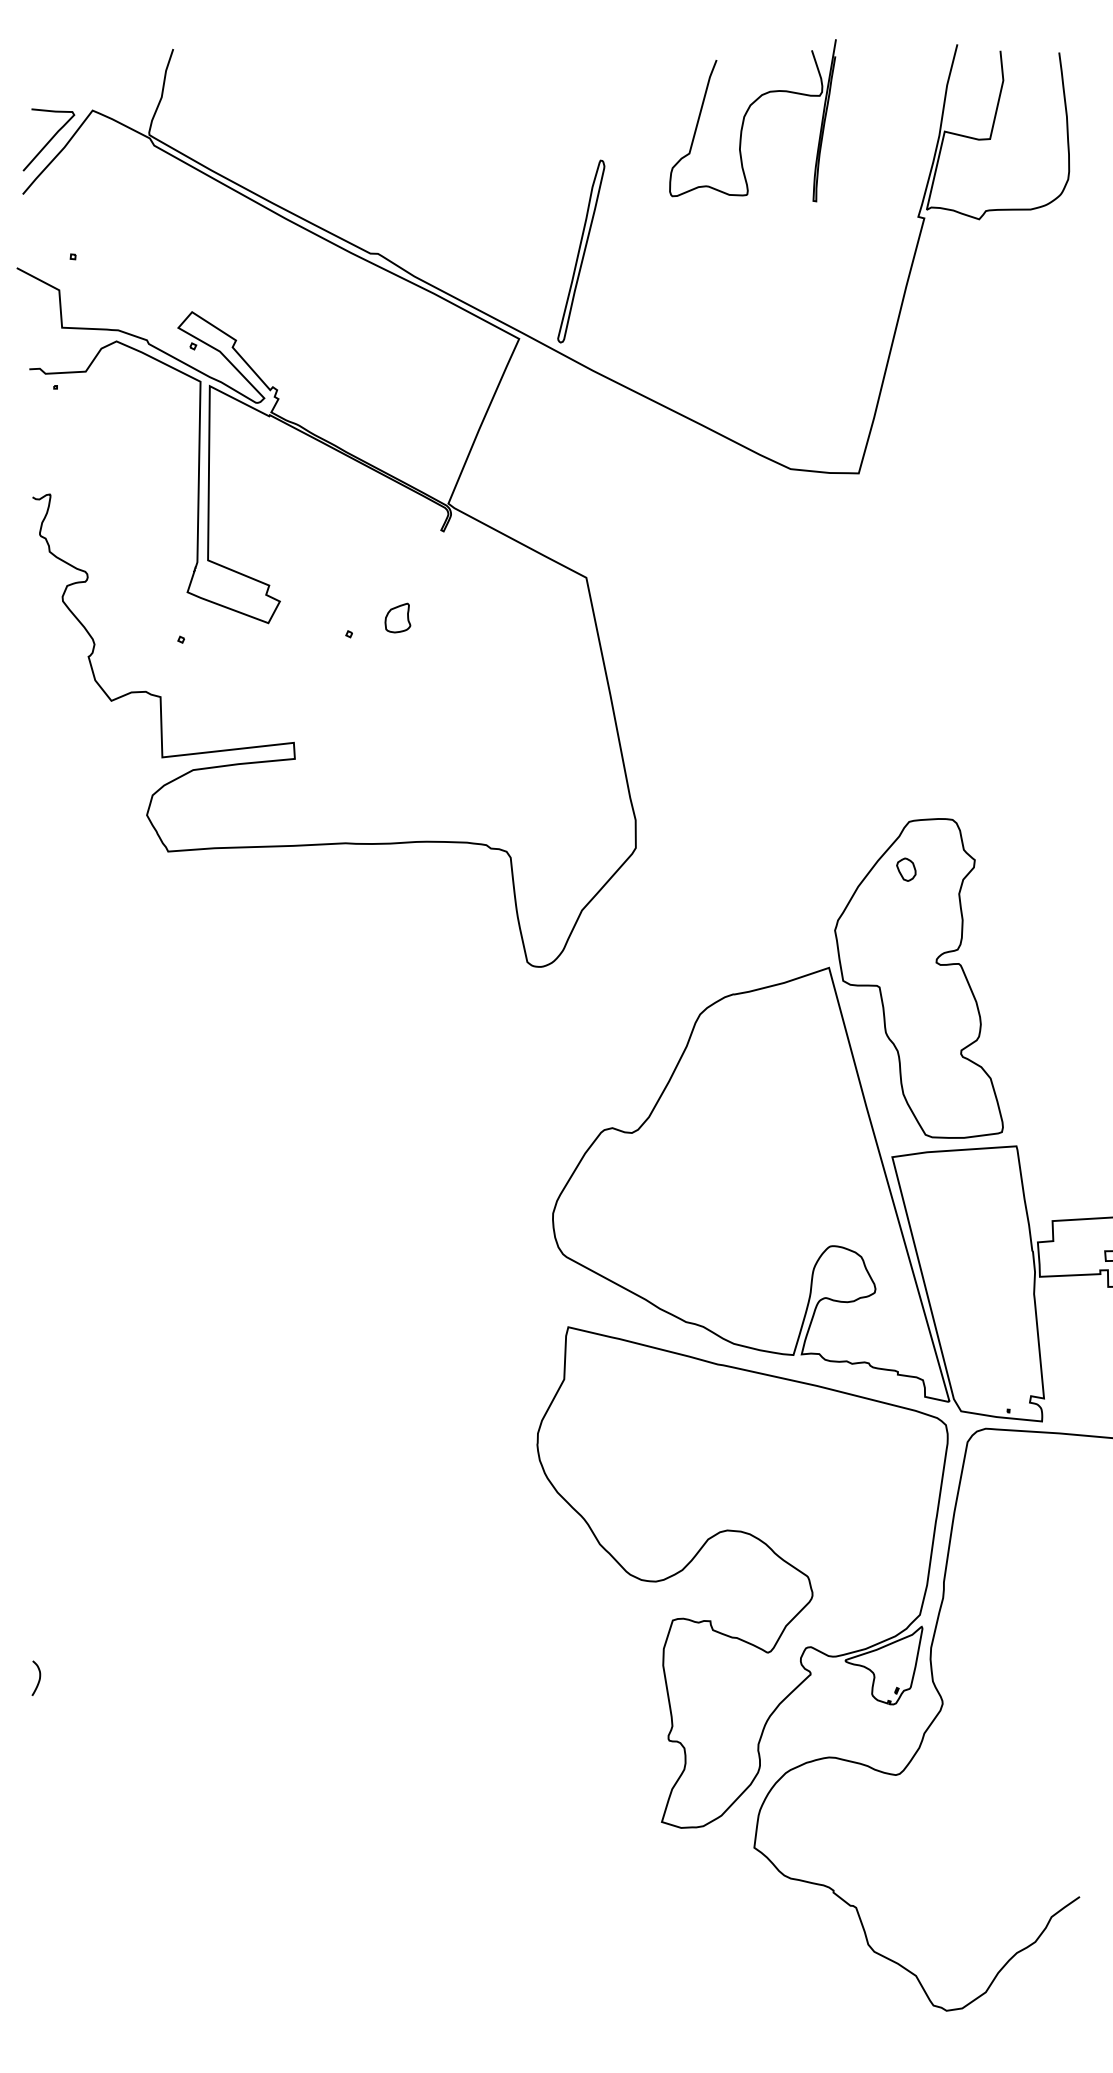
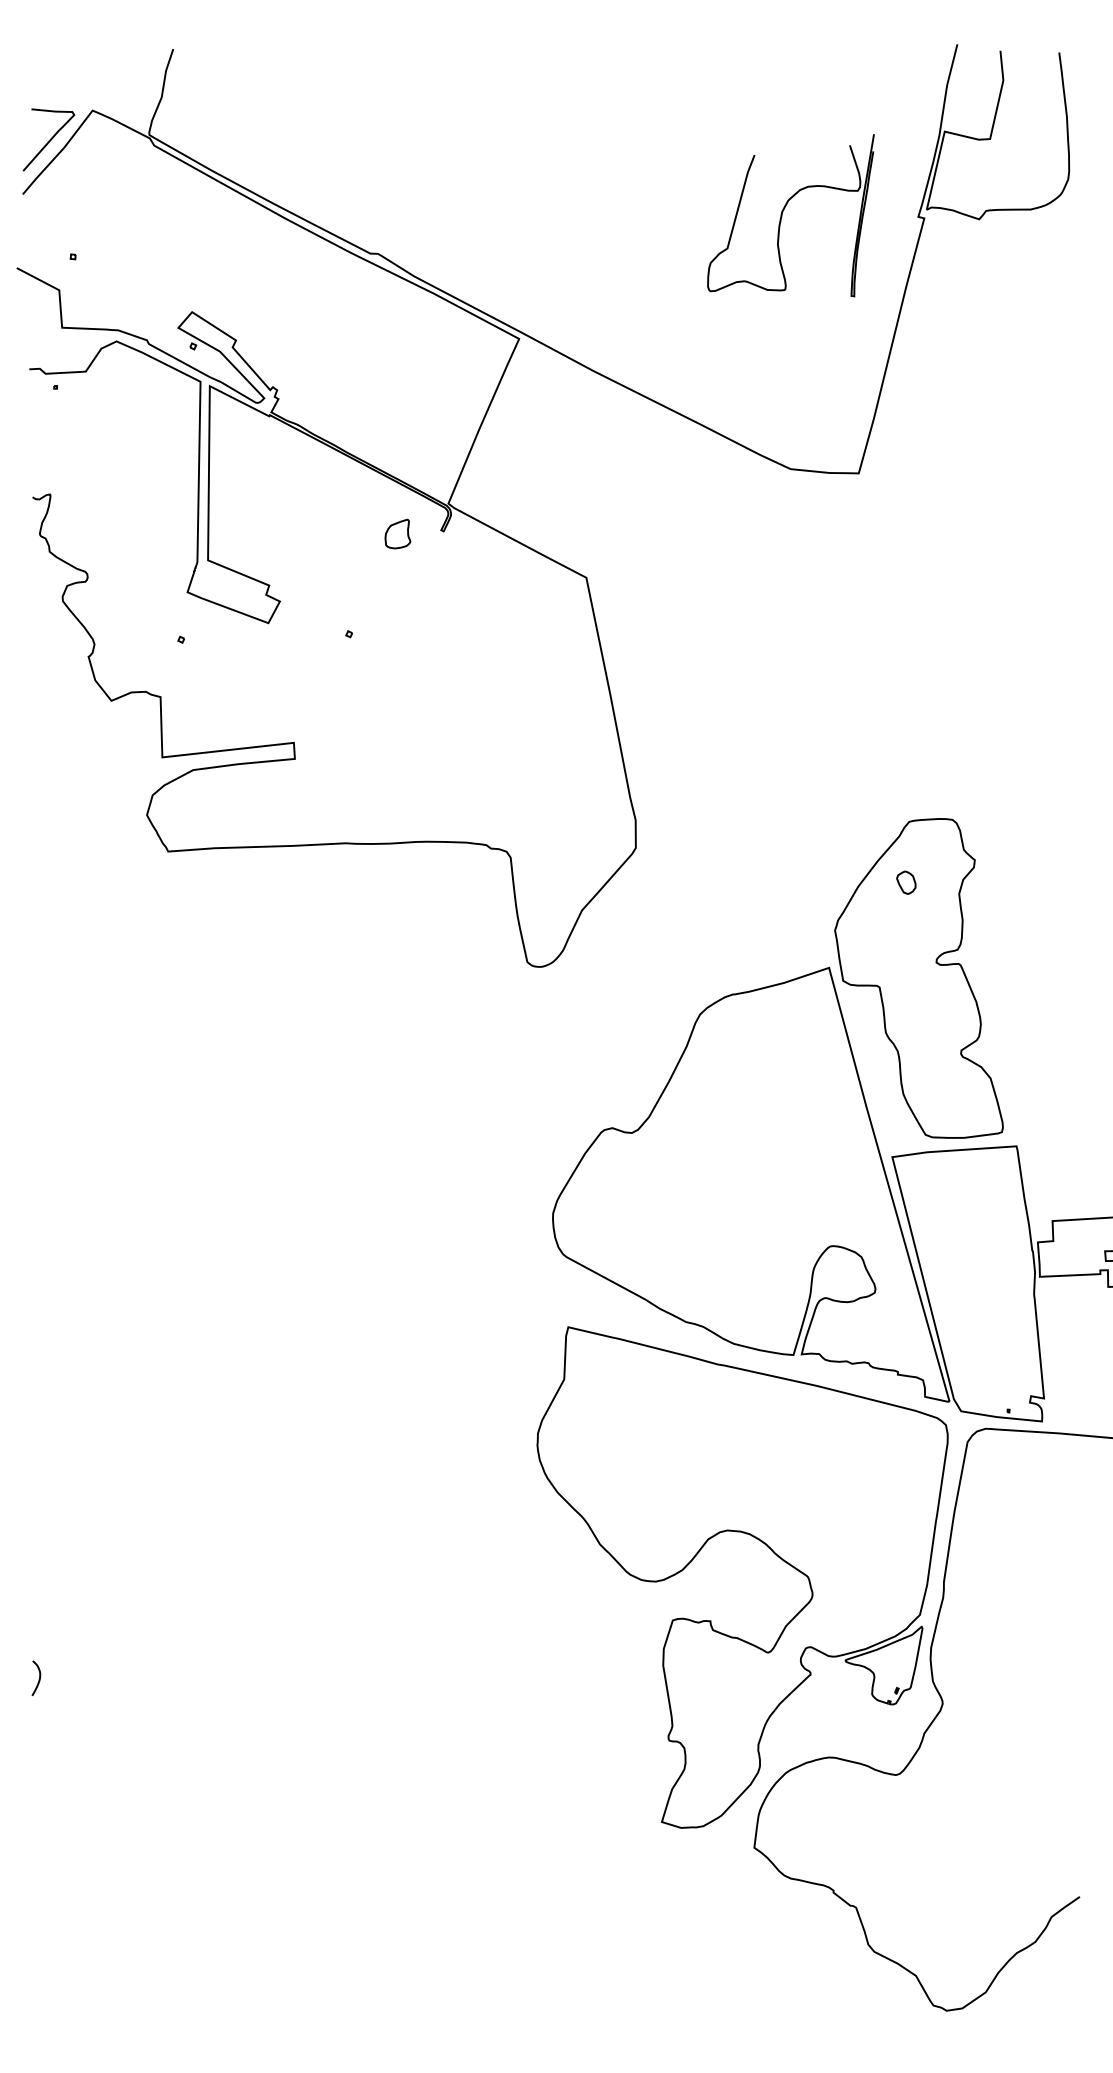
part position: (745, 117) -> (783, 212) (783, 212)
part: present -> none (581, 251)
part position: (397, 617) -> (397, 533) (397, 533)
part position: (906, 869) -> (906, 882) (906, 882)
